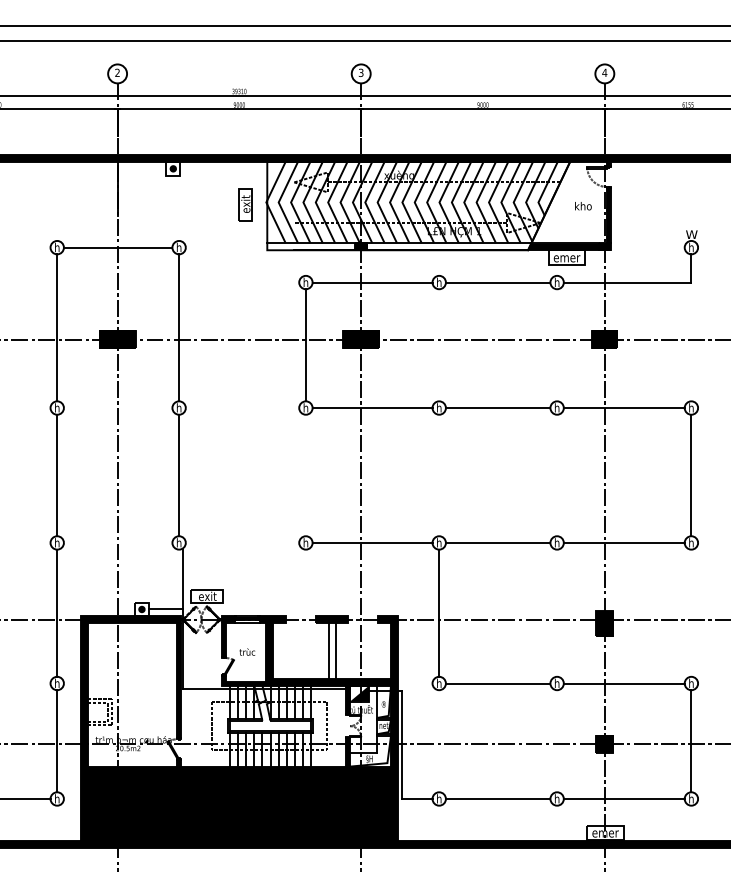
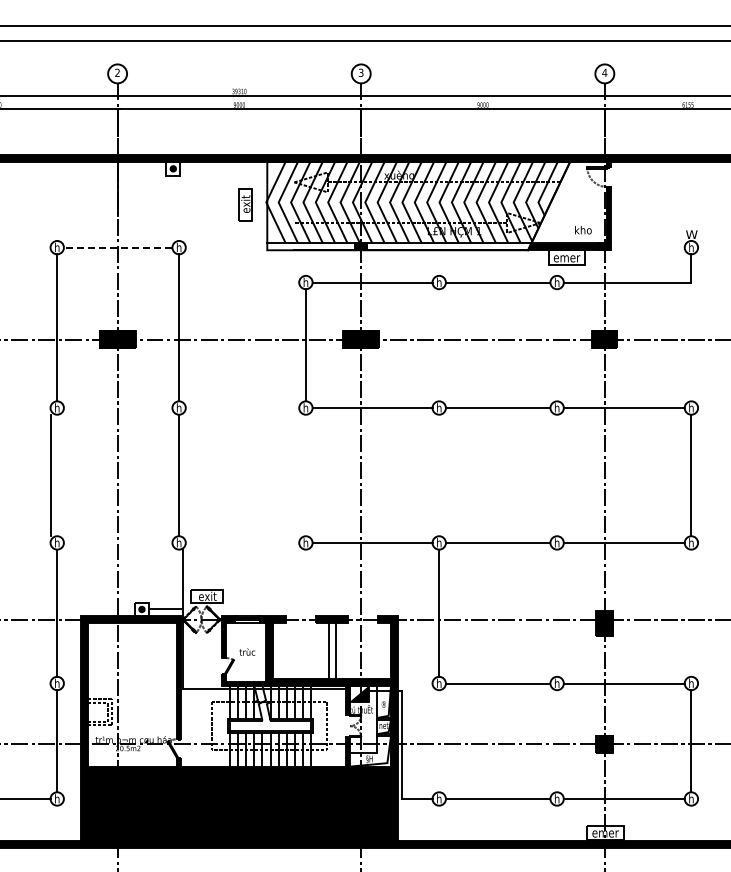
text position: (583, 206) -> (583, 230) (583, 230)
line: solid -> dashed (117, 247)
line position: (57, 475) -> (51, 475) (51, 475)
